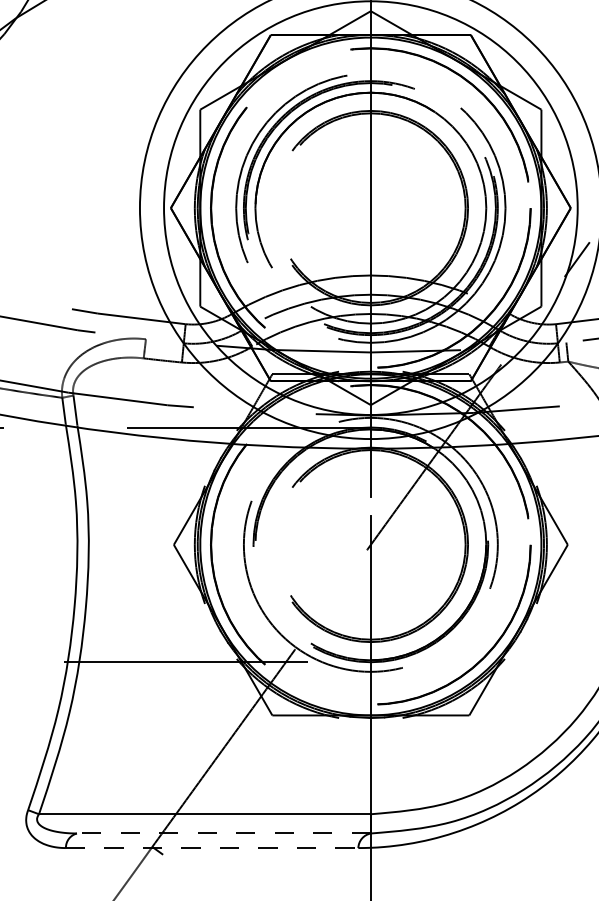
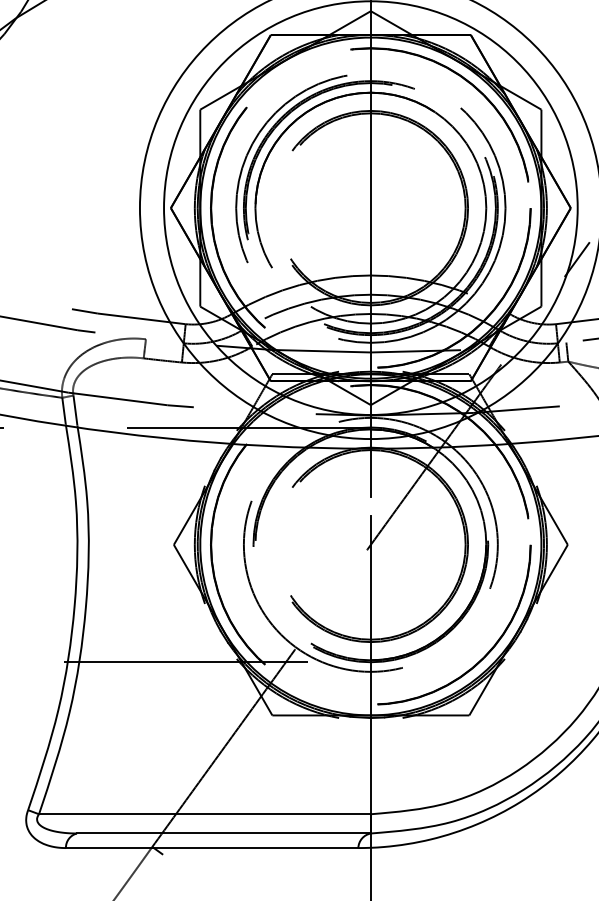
line: dashed -> solid (223, 833)
line: dashed -> solid (212, 848)
